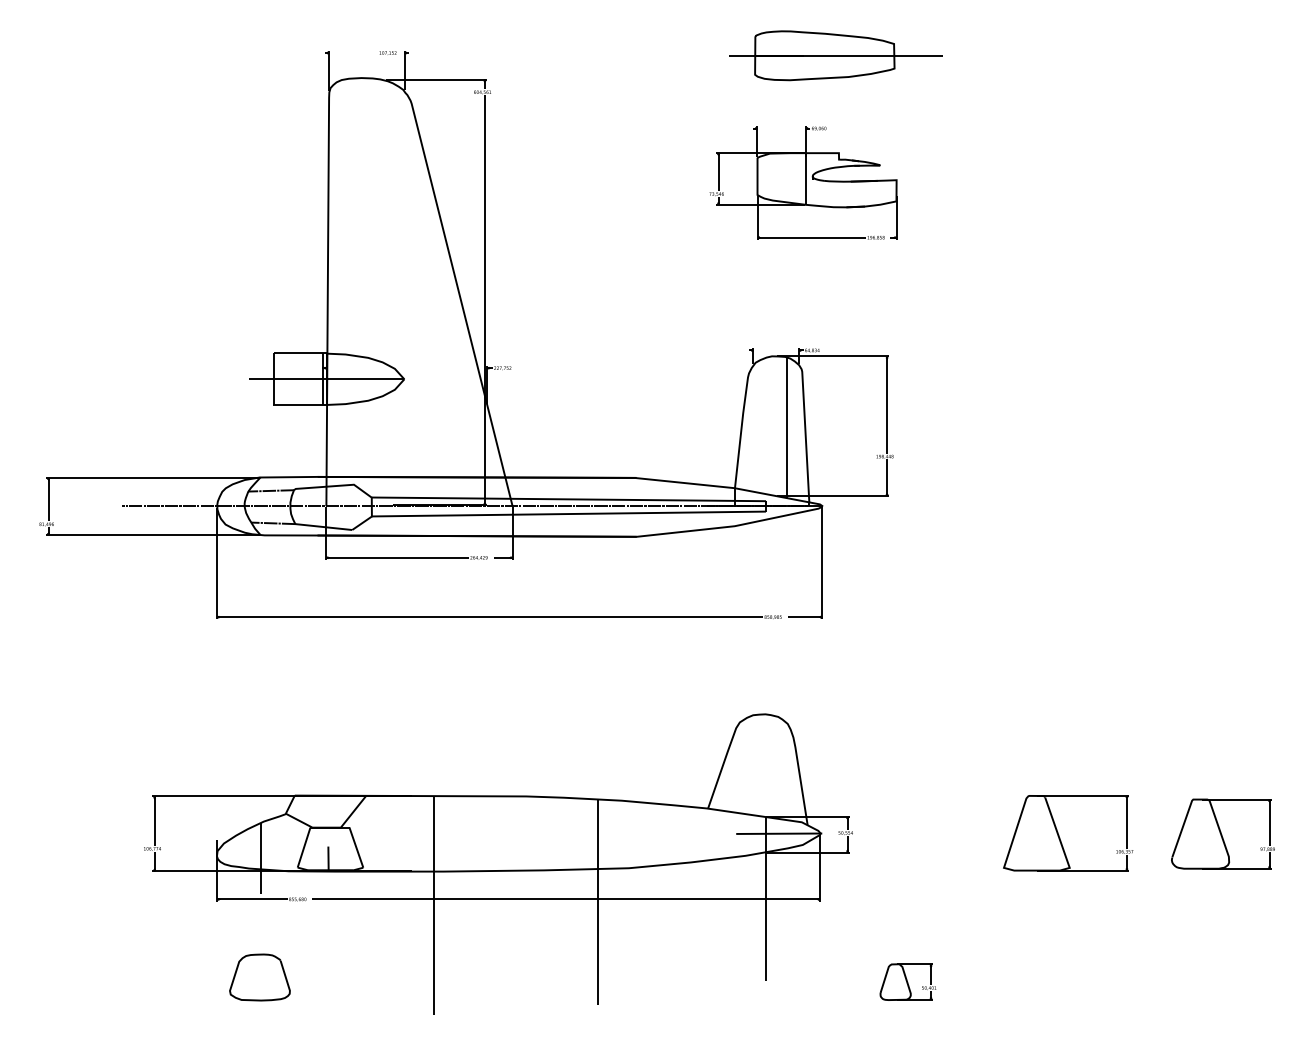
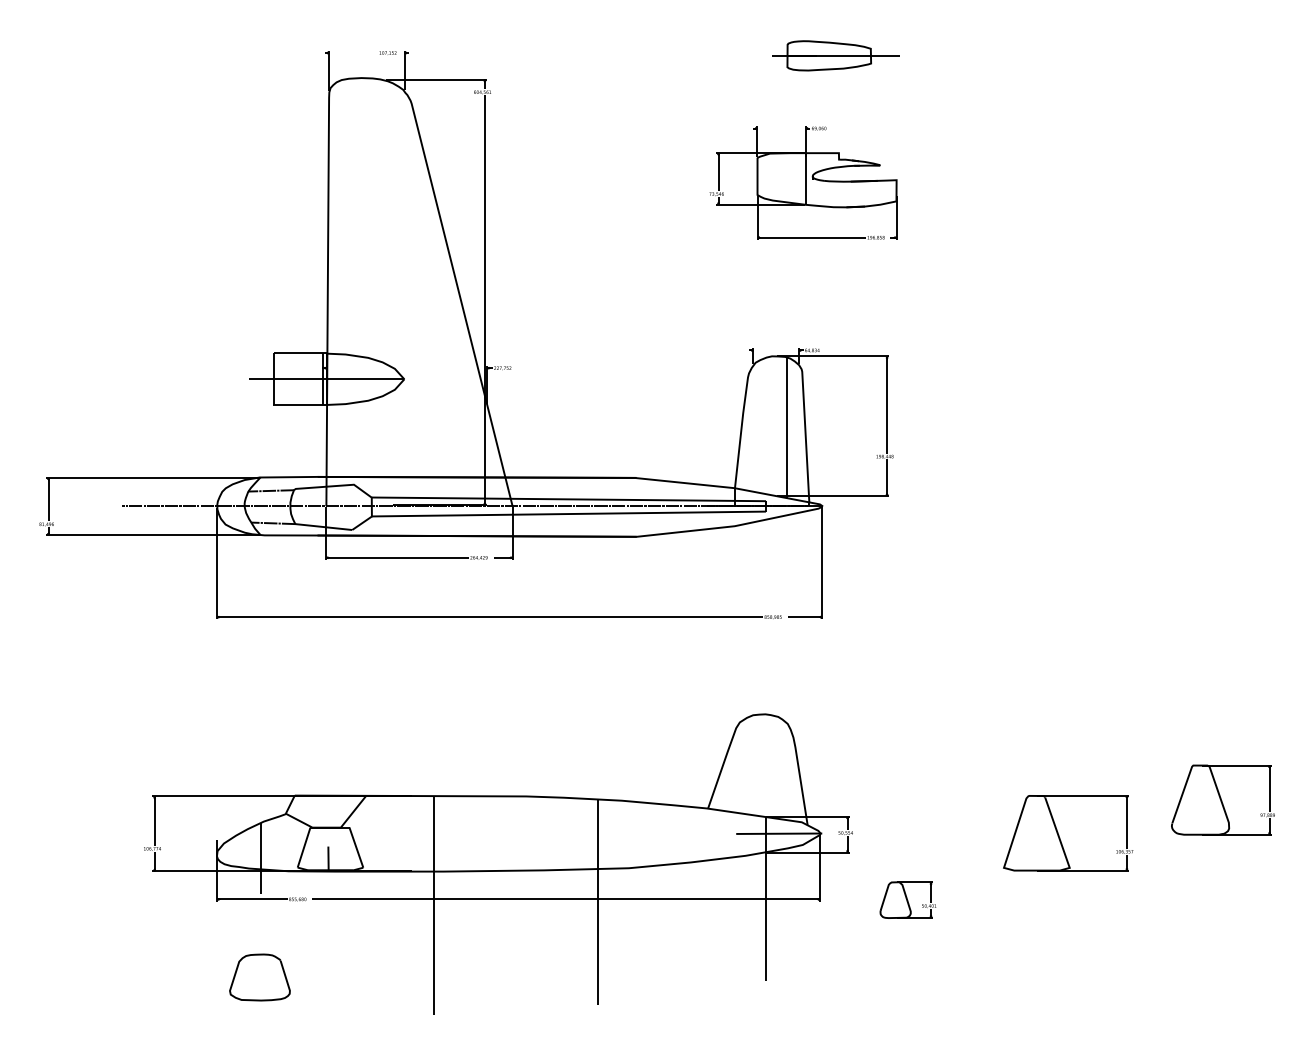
part size: 214x52 px -> 128x32 px (835, 55)
part position: (1222, 833) -> (1222, 799) (1222, 799)
part position: (907, 981) -> (907, 899) (907, 899)
